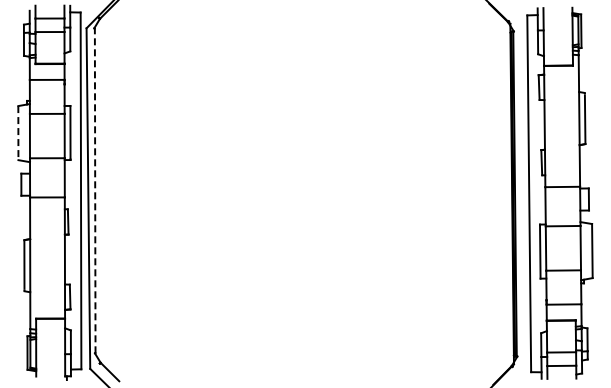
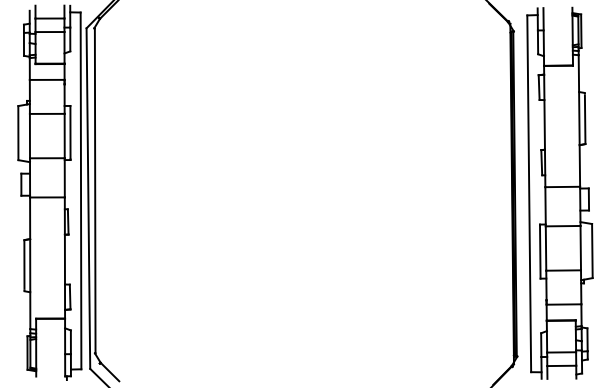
line: dashed -> solid (18, 133)
line: dashed -> solid (95, 190)
